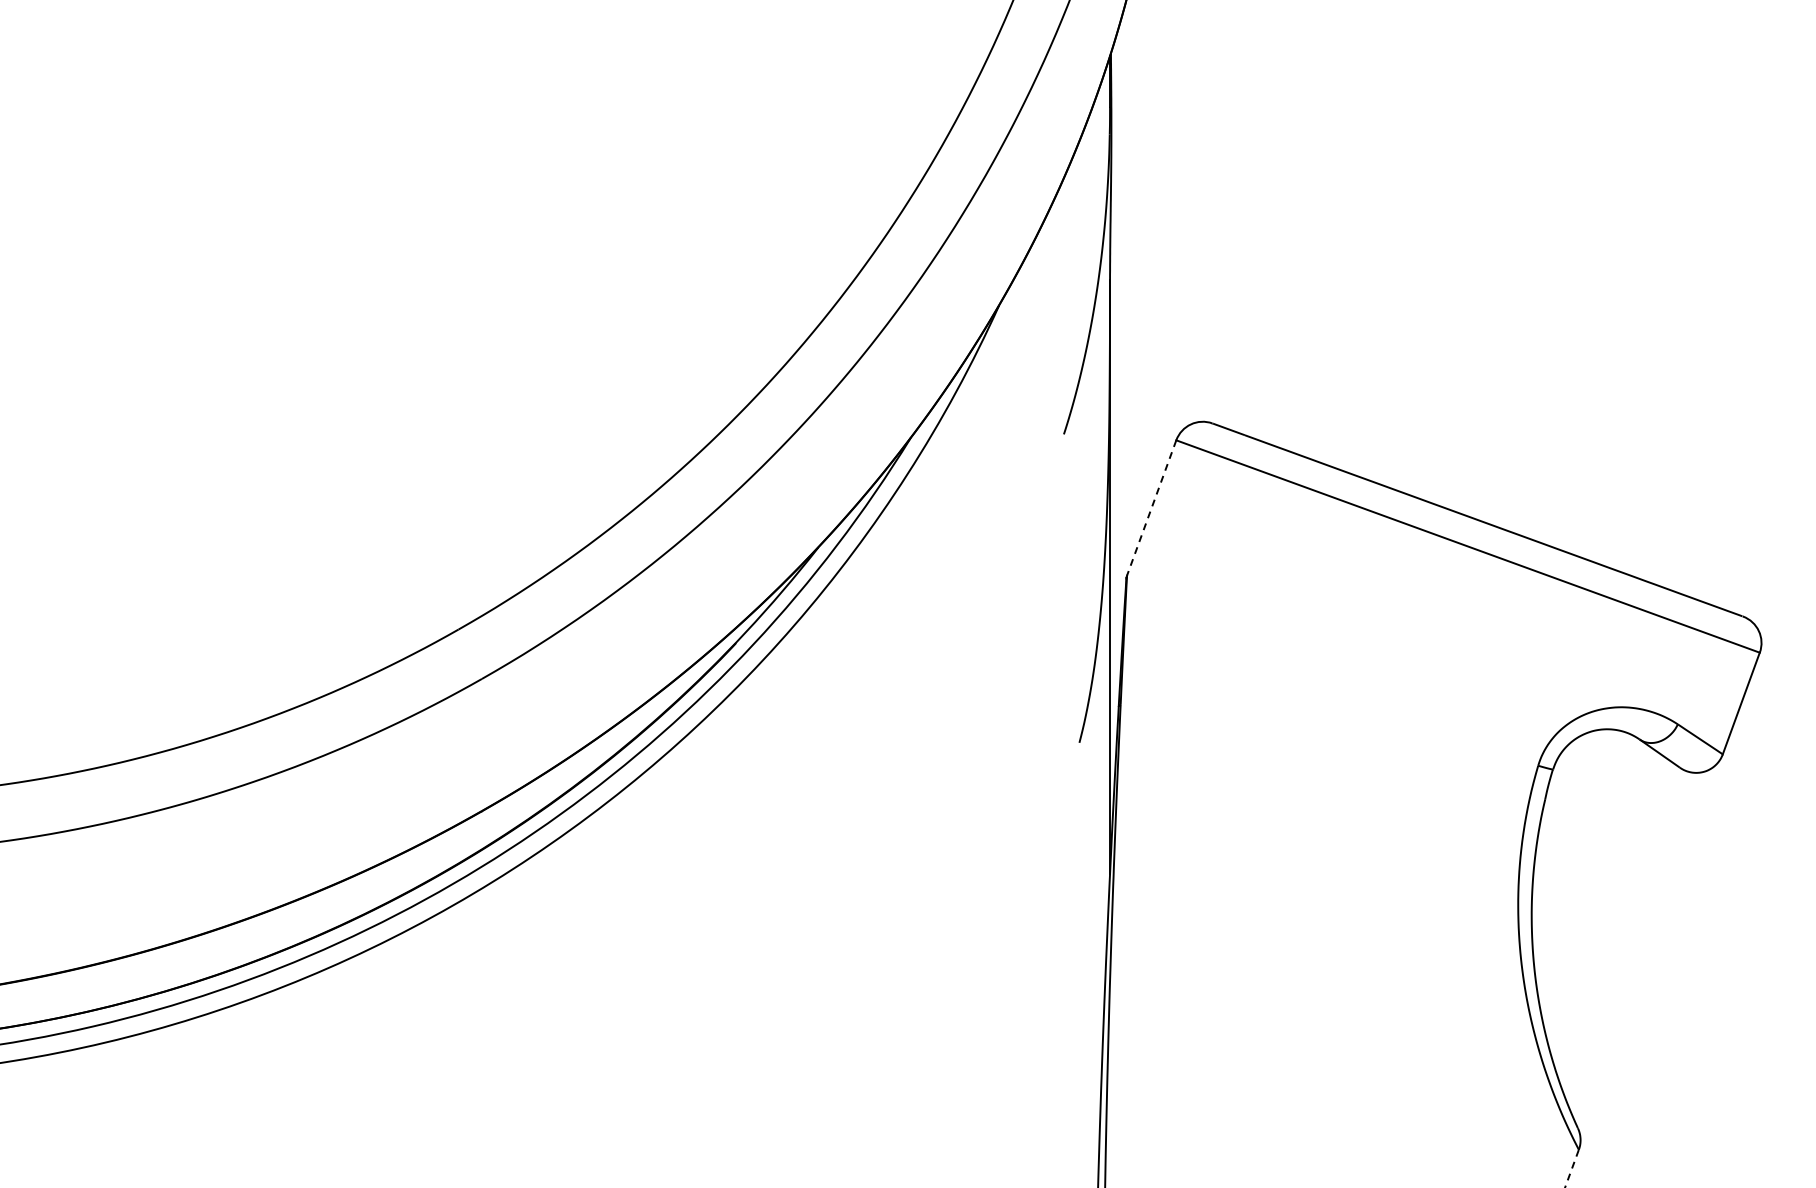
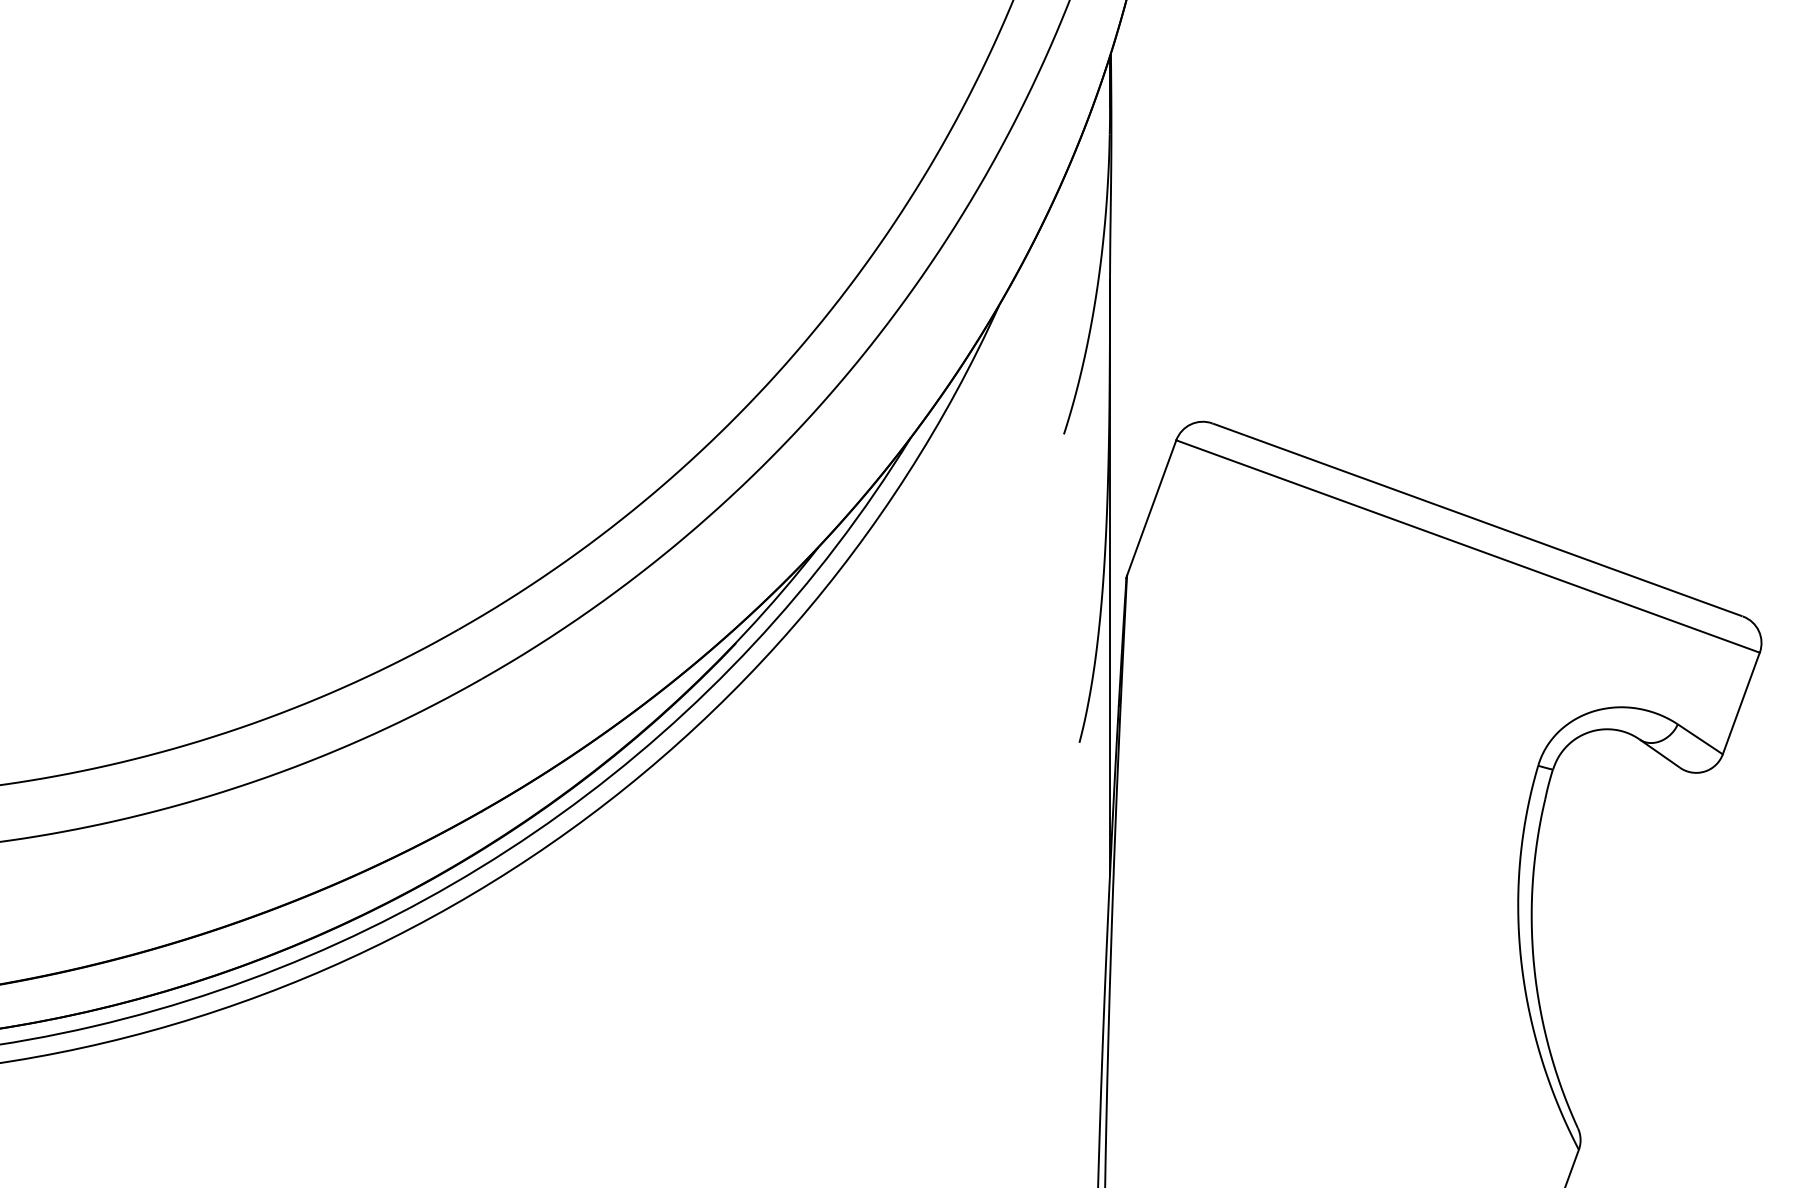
line: dashed -> solid (1151, 508)
line: dashed -> solid (1572, 1168)
